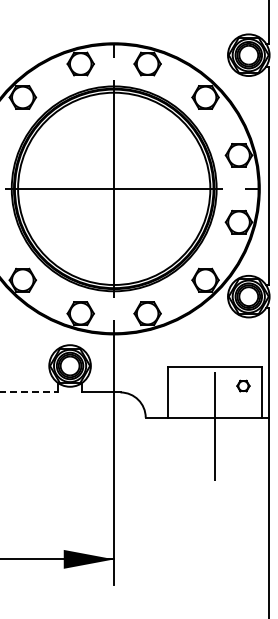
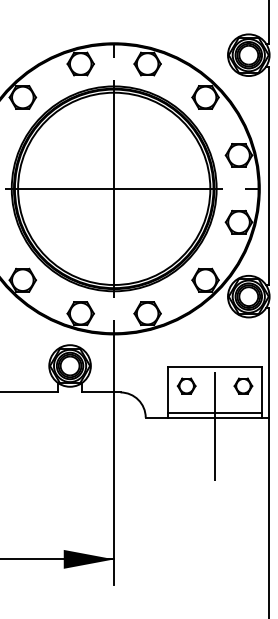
part: none -> present (186, 385)
part size: 15x14 px -> 21x18 px (243, 385)
line: dashed -> solid (29, 392)
line: none -> present (214, 412)
